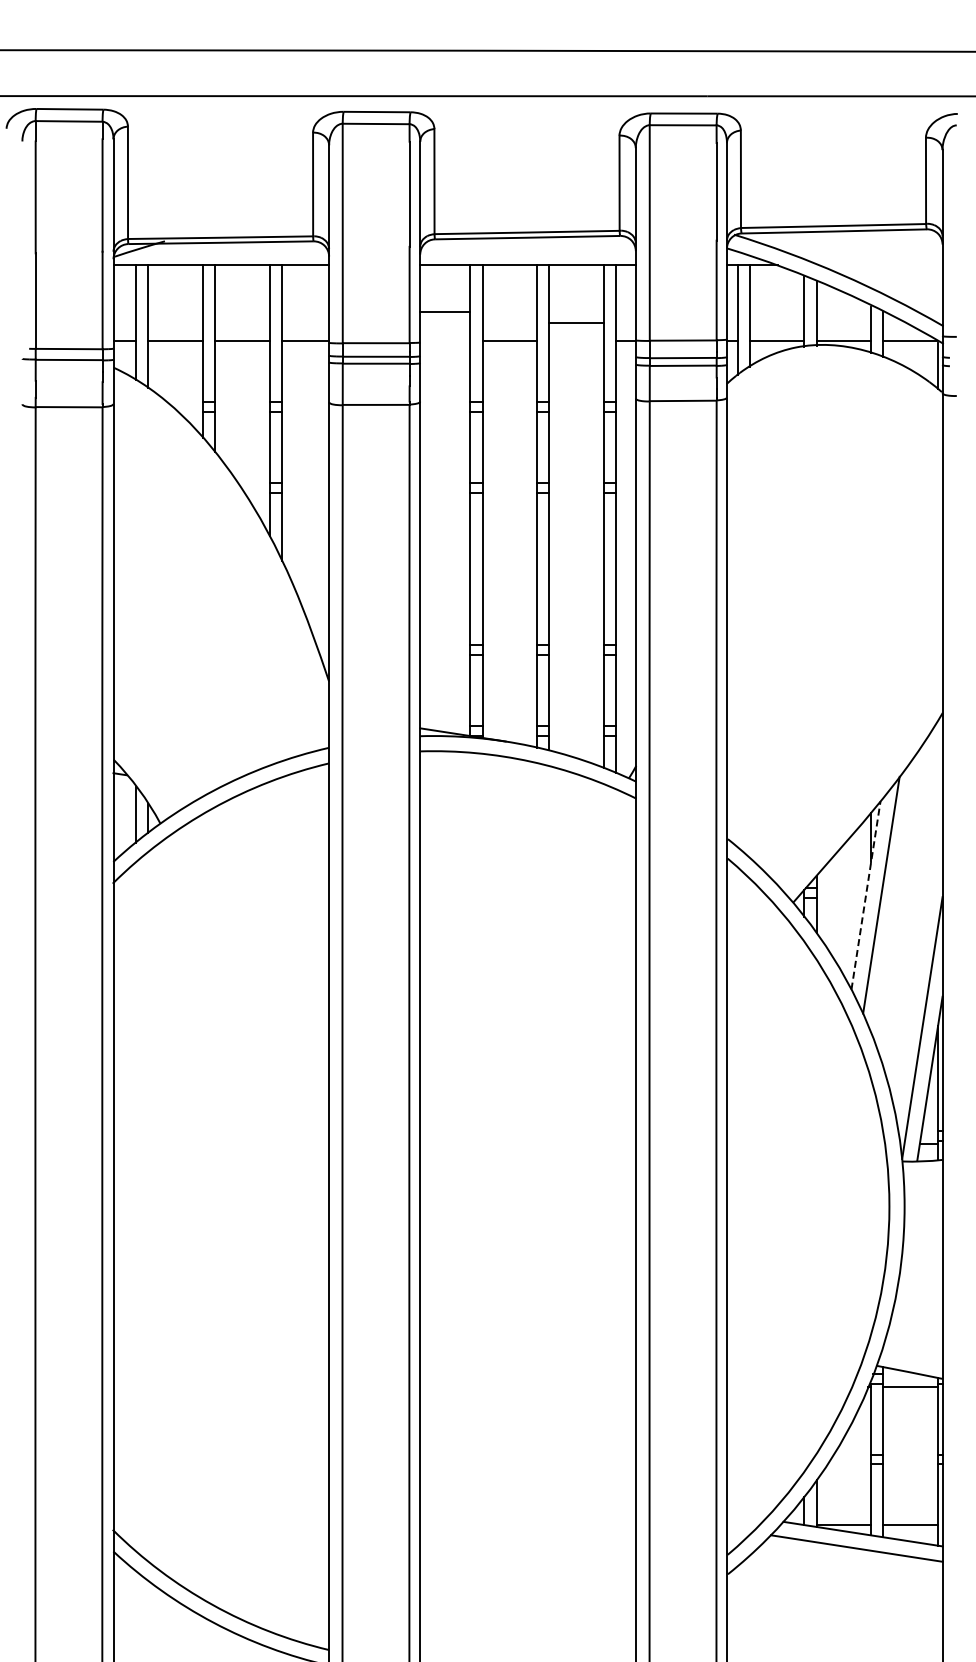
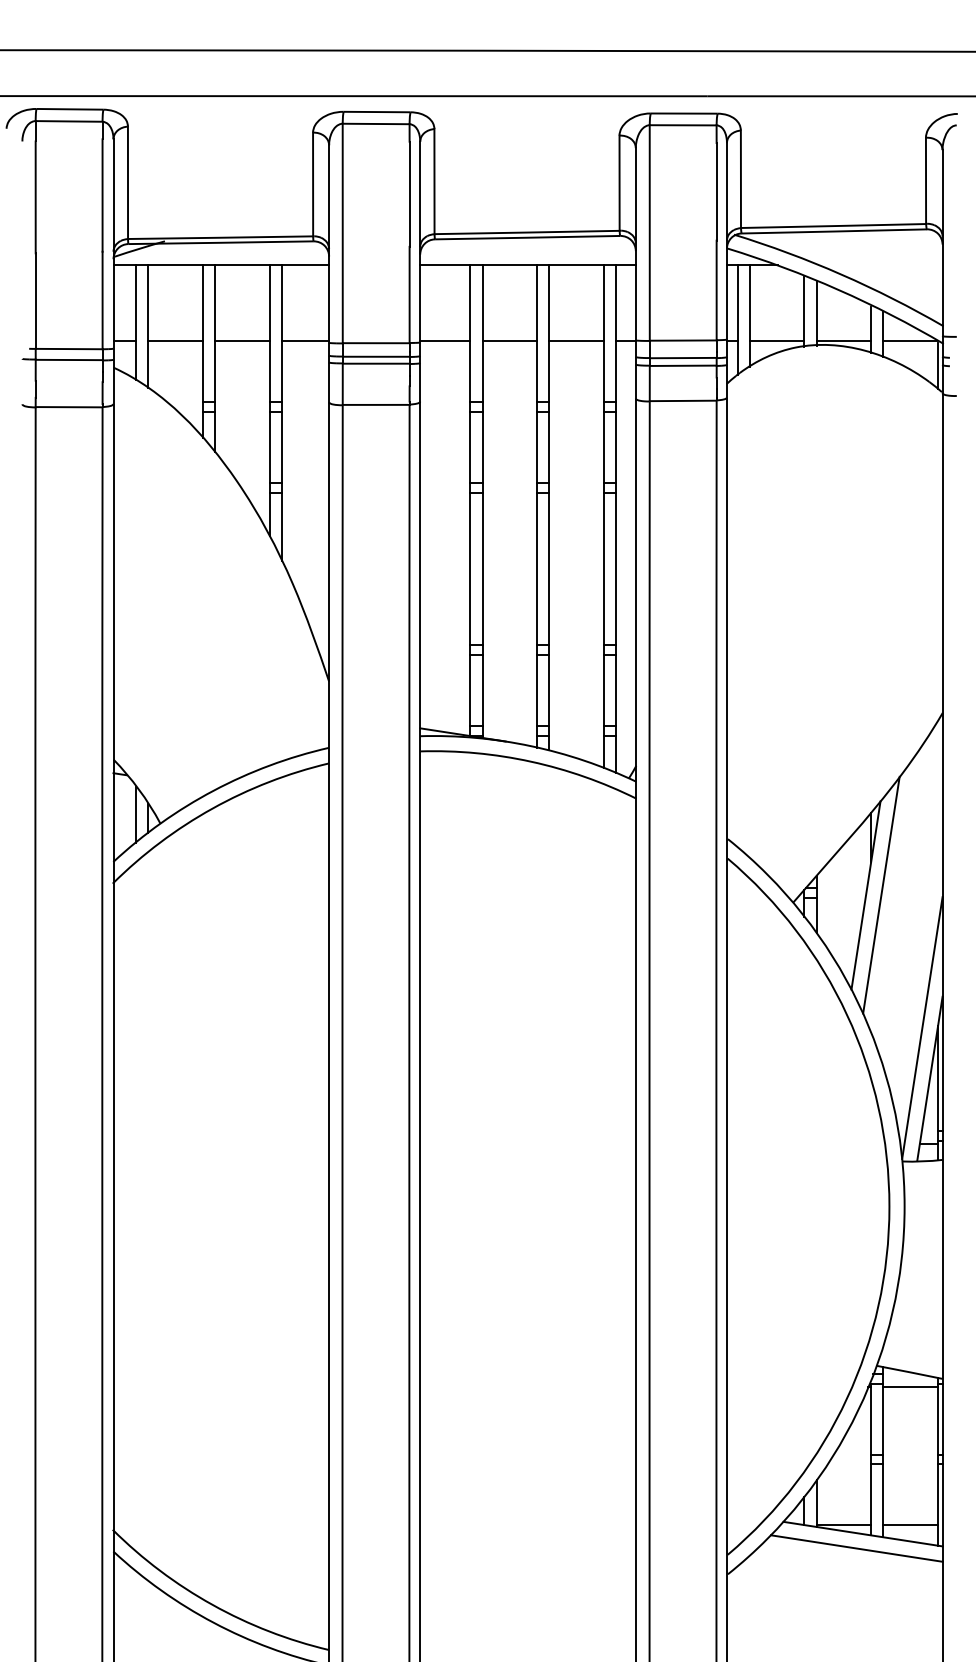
line position: (445, 312) -> (445, 341) (445, 341)
line position: (576, 323) -> (576, 341) (576, 341)
line: dashed -> solid (866, 894)
